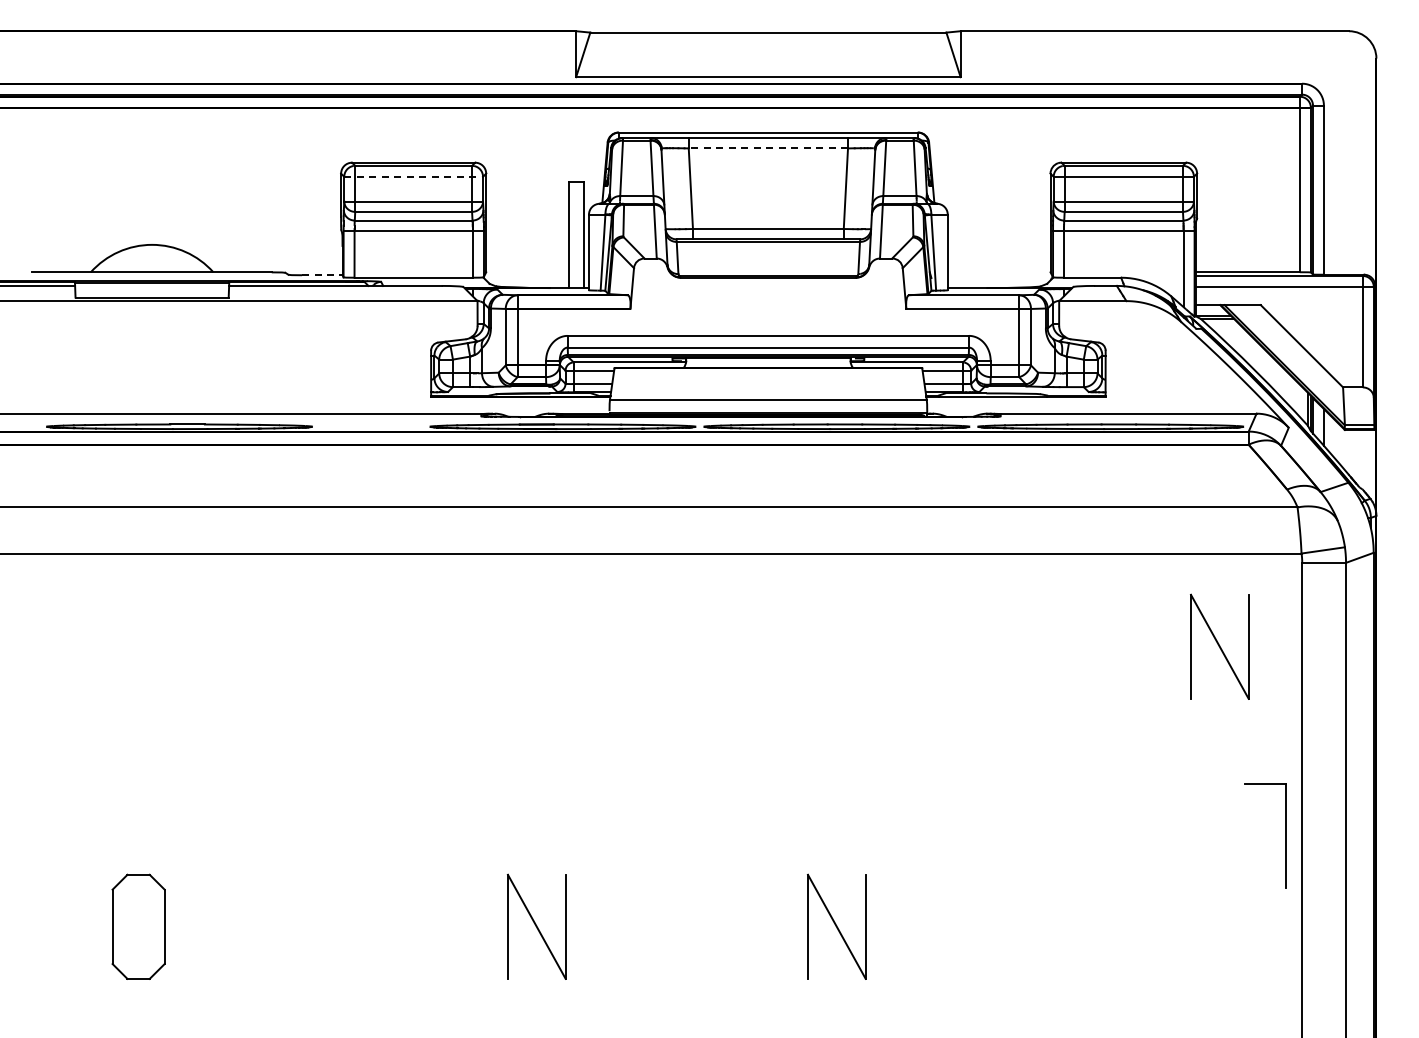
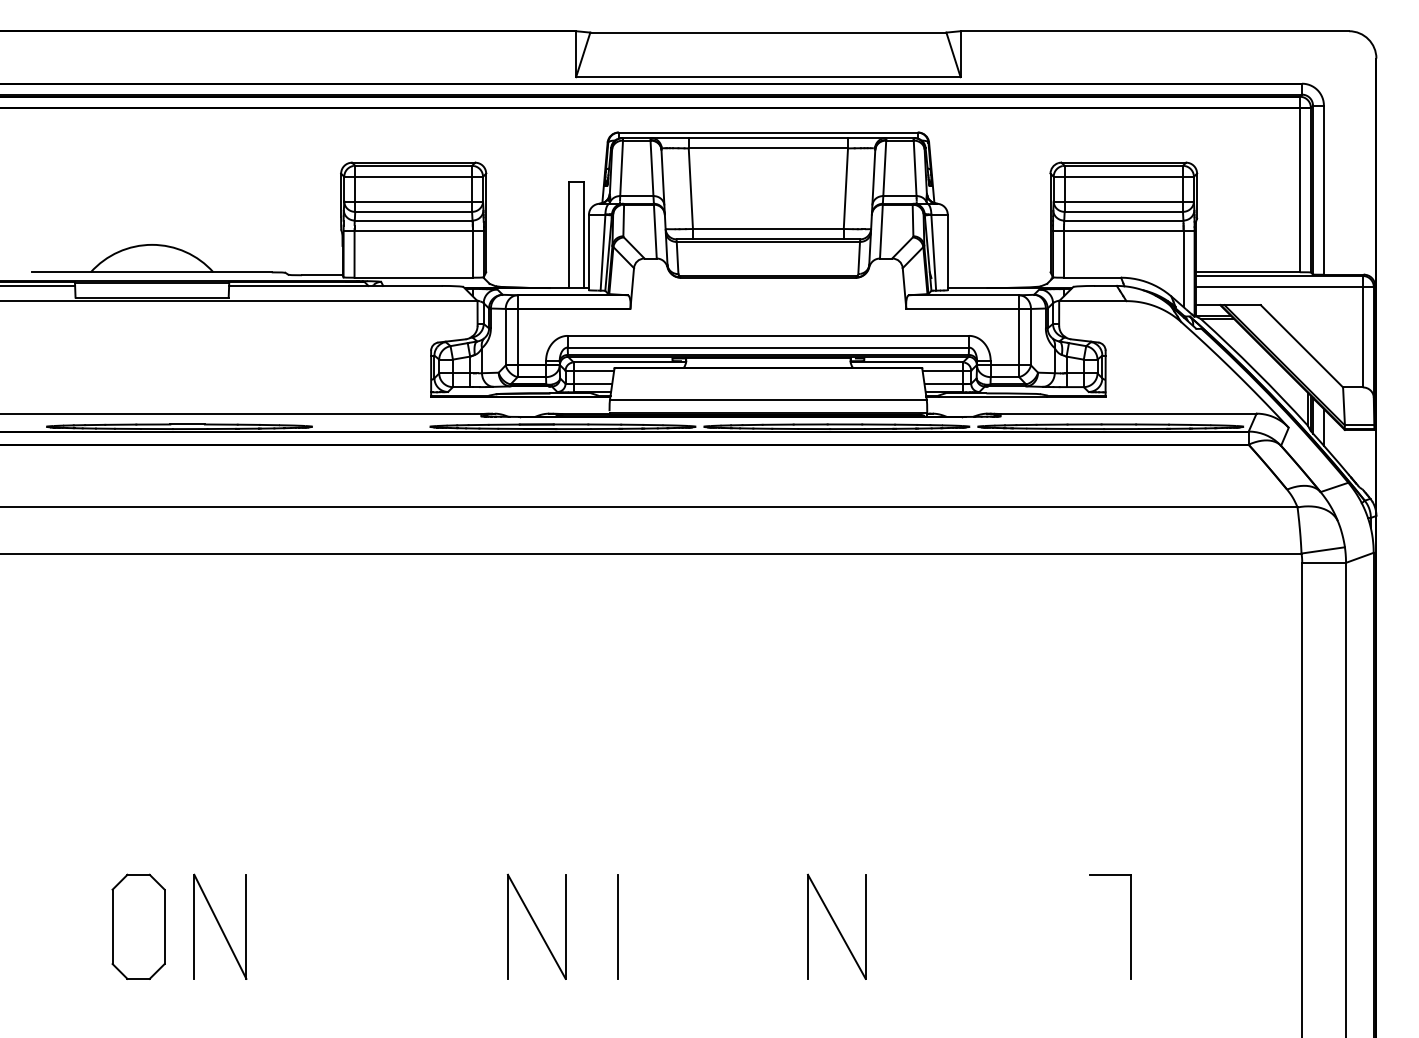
line: dashed -> solid (768, 148)
line: dashed -> solid (414, 176)
line: dashed -> solid (322, 275)
part: present -> none (1219, 646)
part position: (1285, 835) -> (1130, 926) (1130, 926)
part: none -> present (220, 926)
line: none -> present (617, 926)
